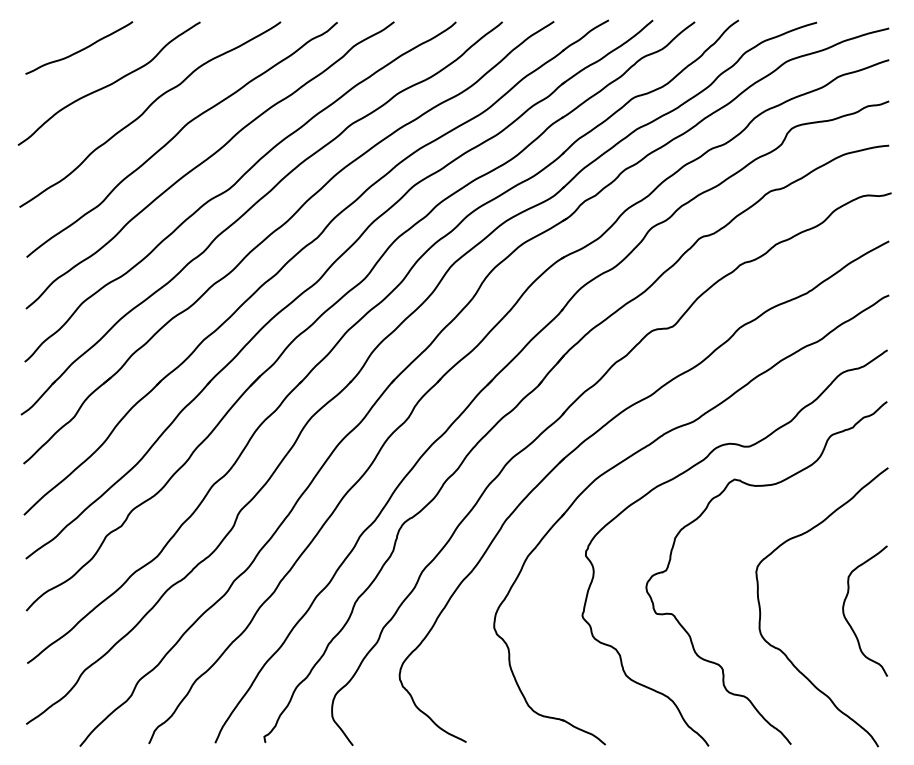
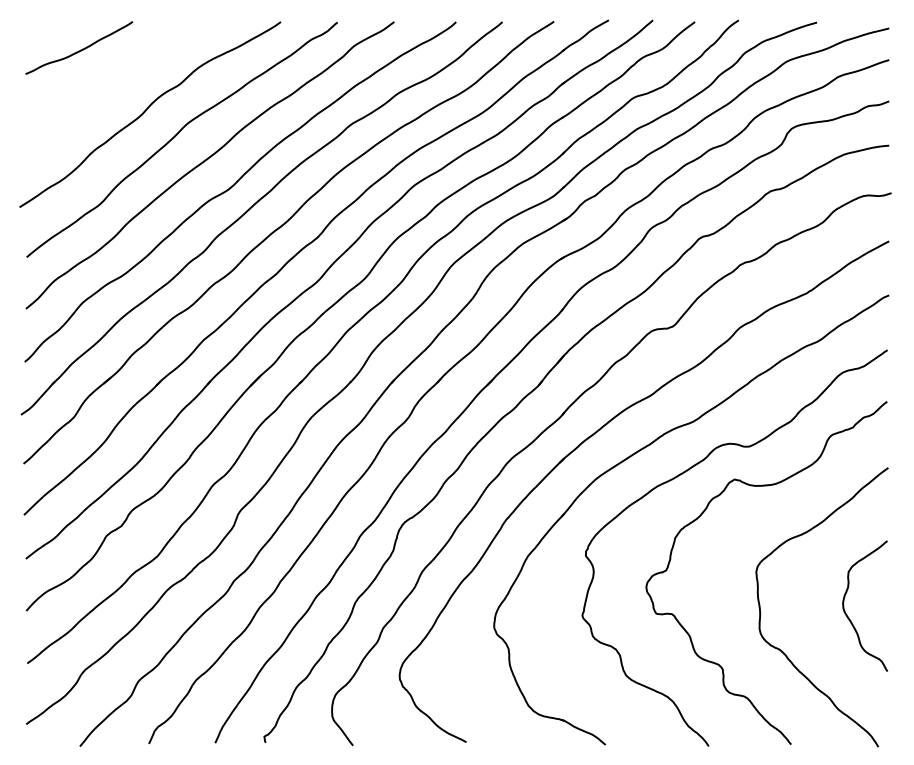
curve: present -> none (108, 84)
curve position: (849, 622) -> (849, 617) (849, 617)
